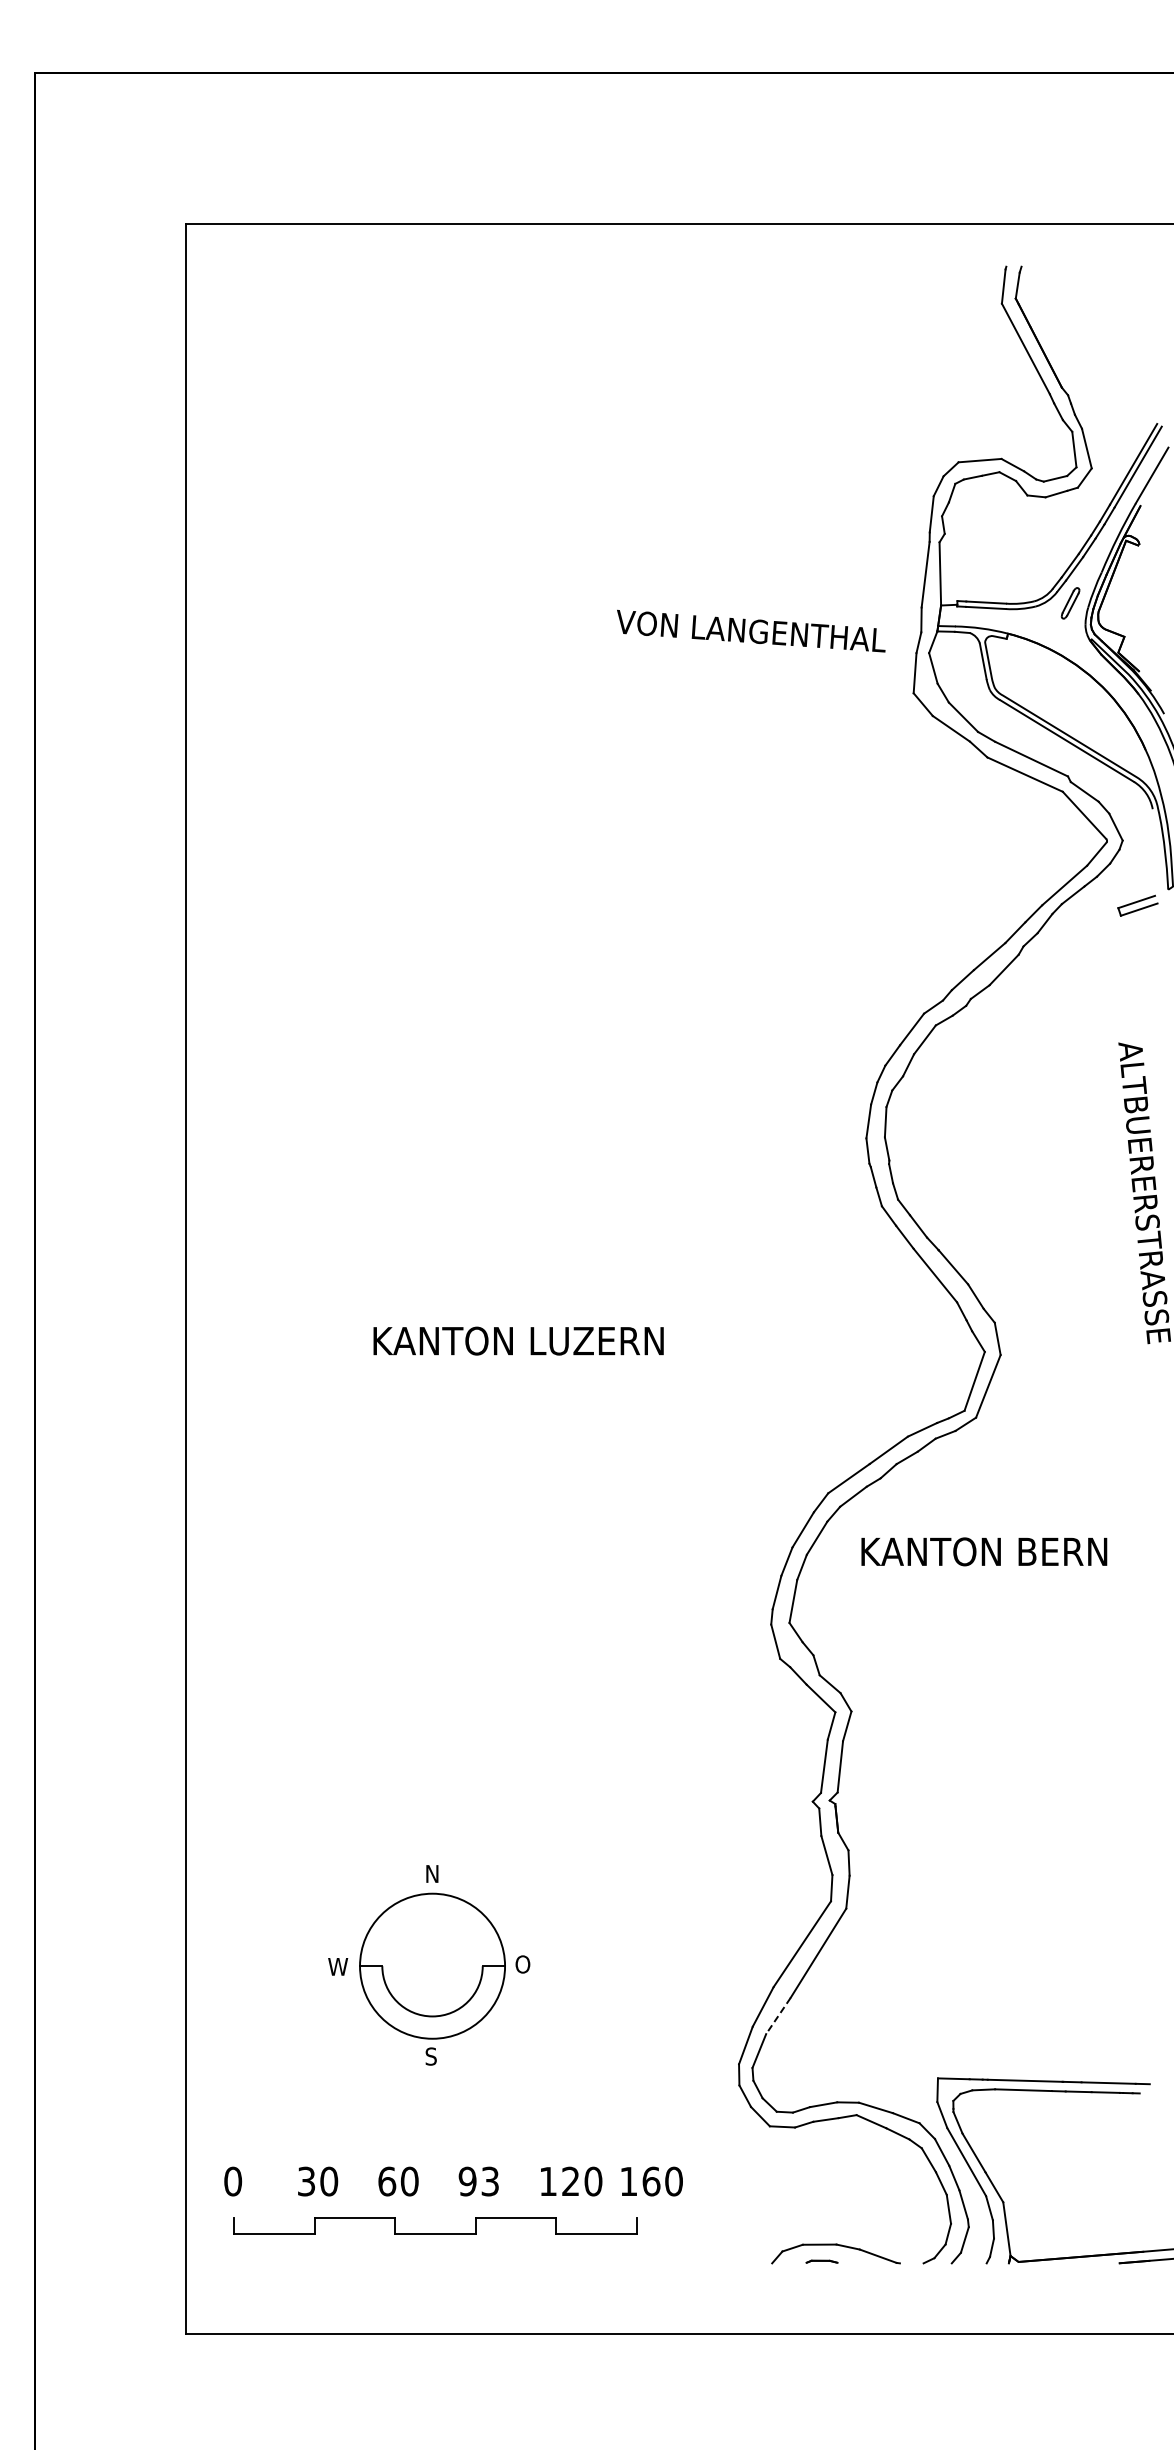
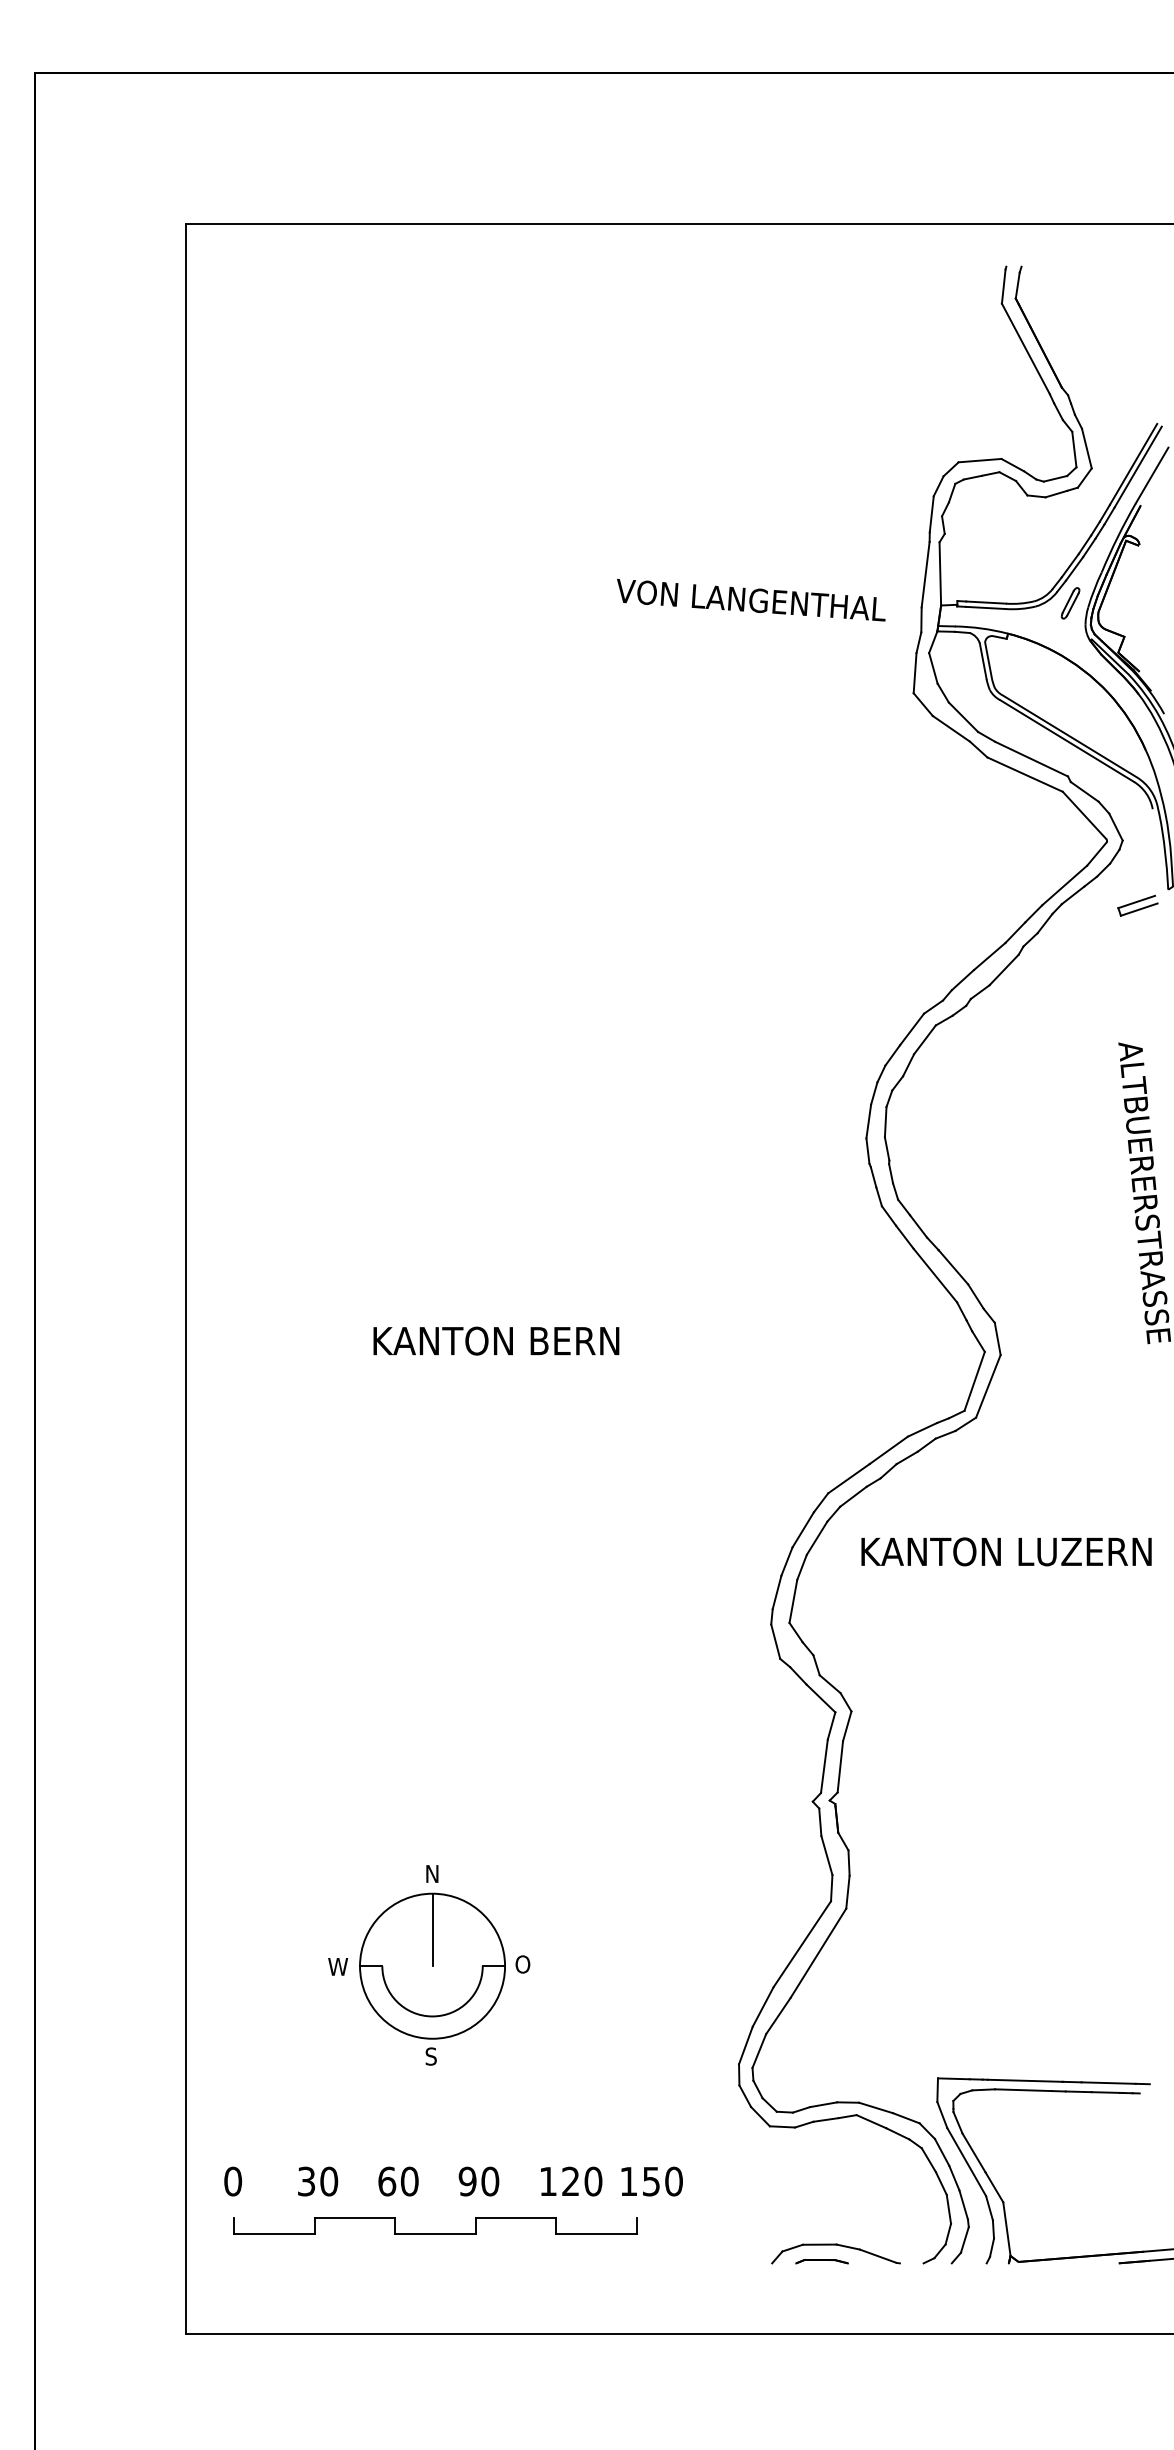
text position: (751, 630) -> (751, 599) (751, 599)
text: KANTON LUZERN -> KANTON BERN (598, 1341)
text: KANTON BERN -> KANTON LUZERN (1086, 1551)
line: none -> present (432, 1929)
line: dashed -> solid (778, 2016)
text: 93 -> 90 (490, 2181)
text: 160 -> 150 (651, 2181)
part size: 34x5 px -> 54x6 px (821, 2261)
